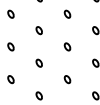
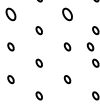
part size: 8x10 px -> 12x15 px (10, 14)
part size: 9x10 px -> 11x15 px (67, 14)
part: none -> present (90, 46)
